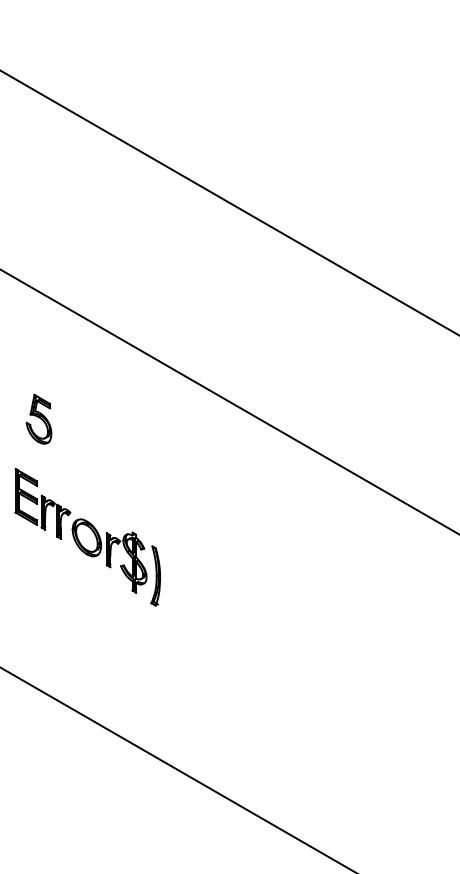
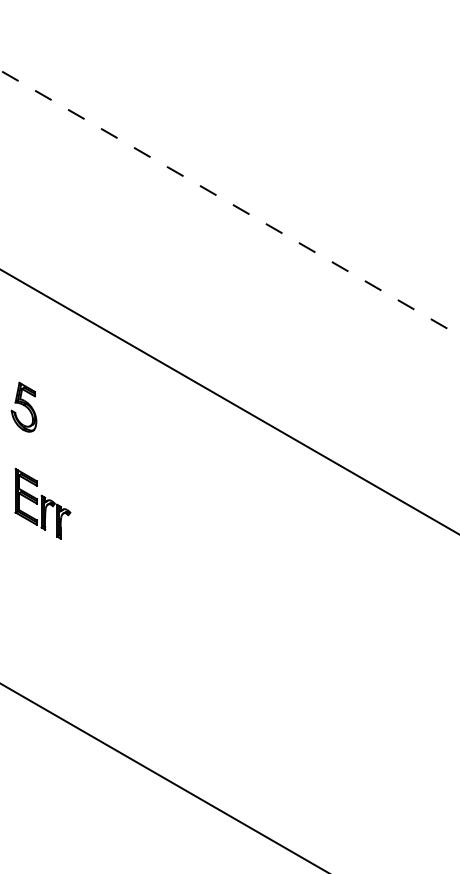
line: solid -> dashed (229, 202)
part position: (38, 418) -> (23, 406) (23, 406)
part: present -> none (115, 562)
line position: (177, 769) -> (163, 777) (163, 777)
